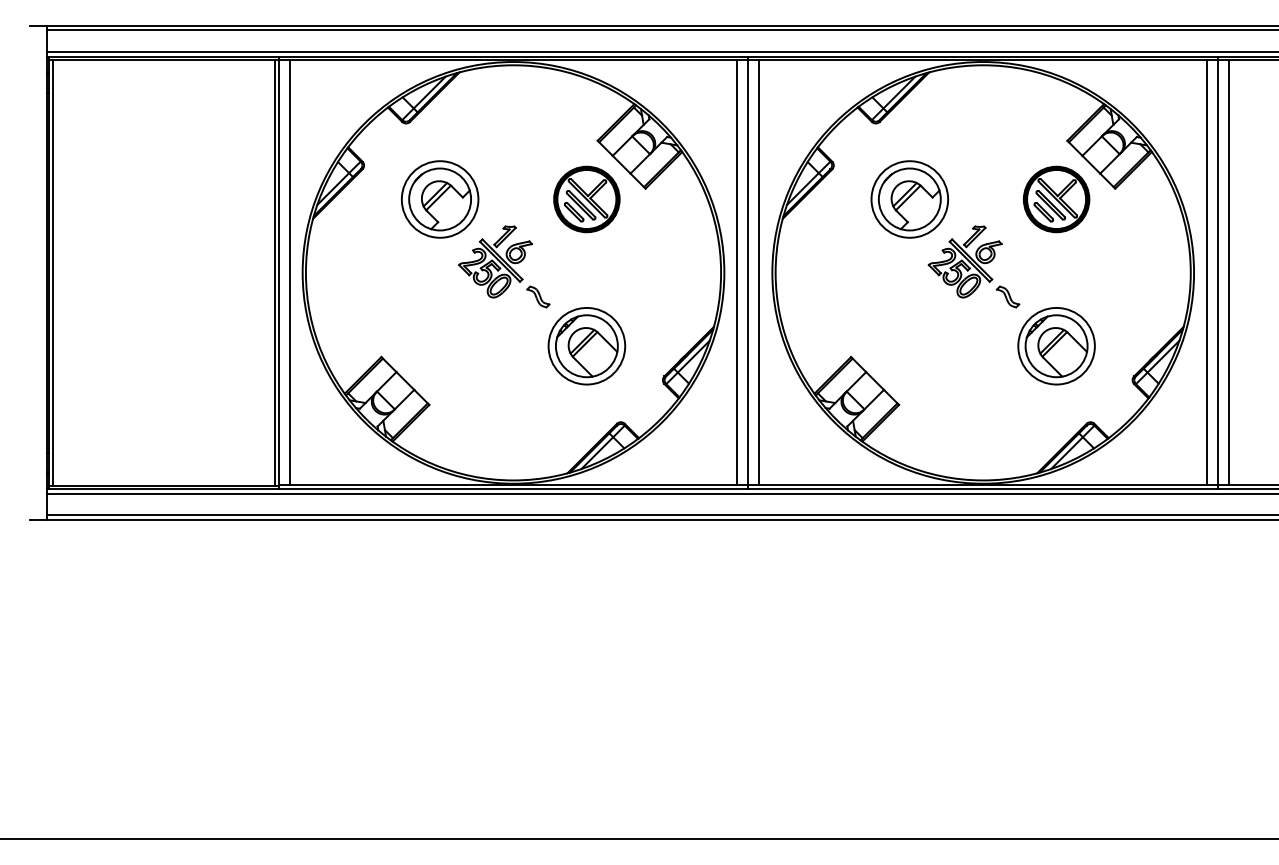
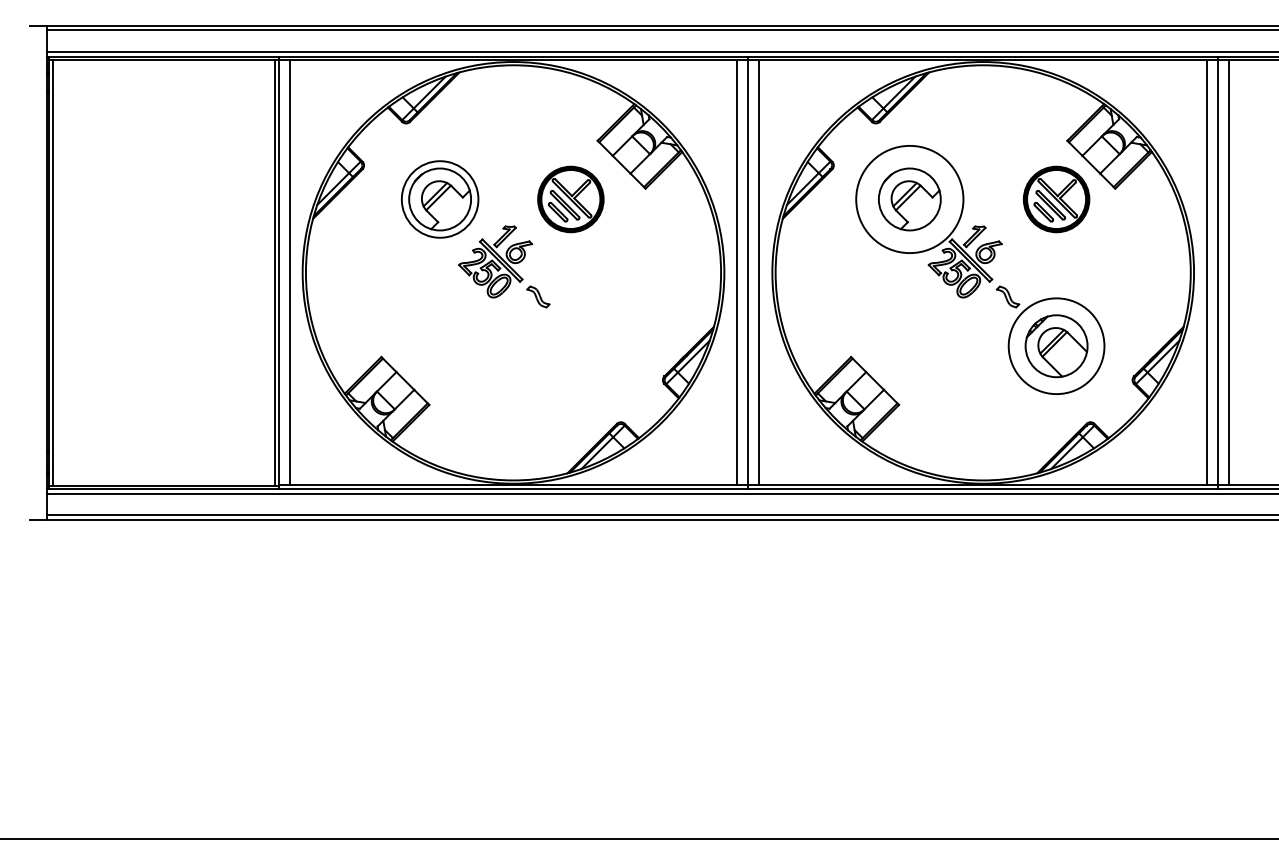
part position: (586, 199) -> (570, 199) (570, 199)
circle diameter: 77 px -> 107 px (909, 199)
circle diameter: 77 px -> 96 px (1056, 346)
part: present -> none (586, 346)
